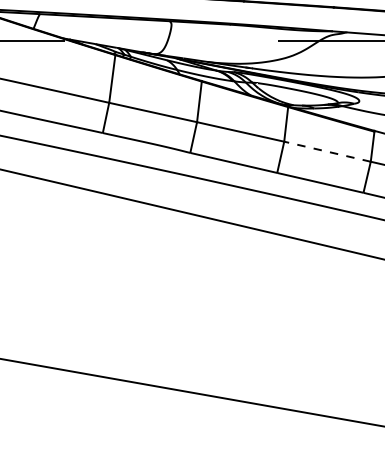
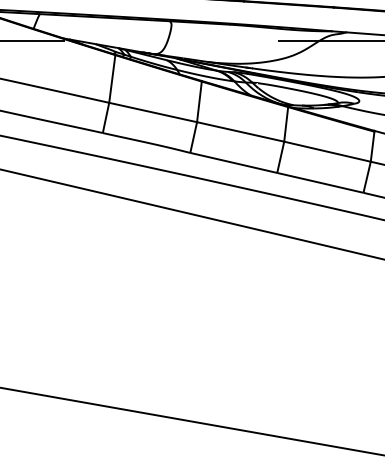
line: dashed -> solid (327, 151)
line position: (191, 392) -> (191, 421) (191, 421)
